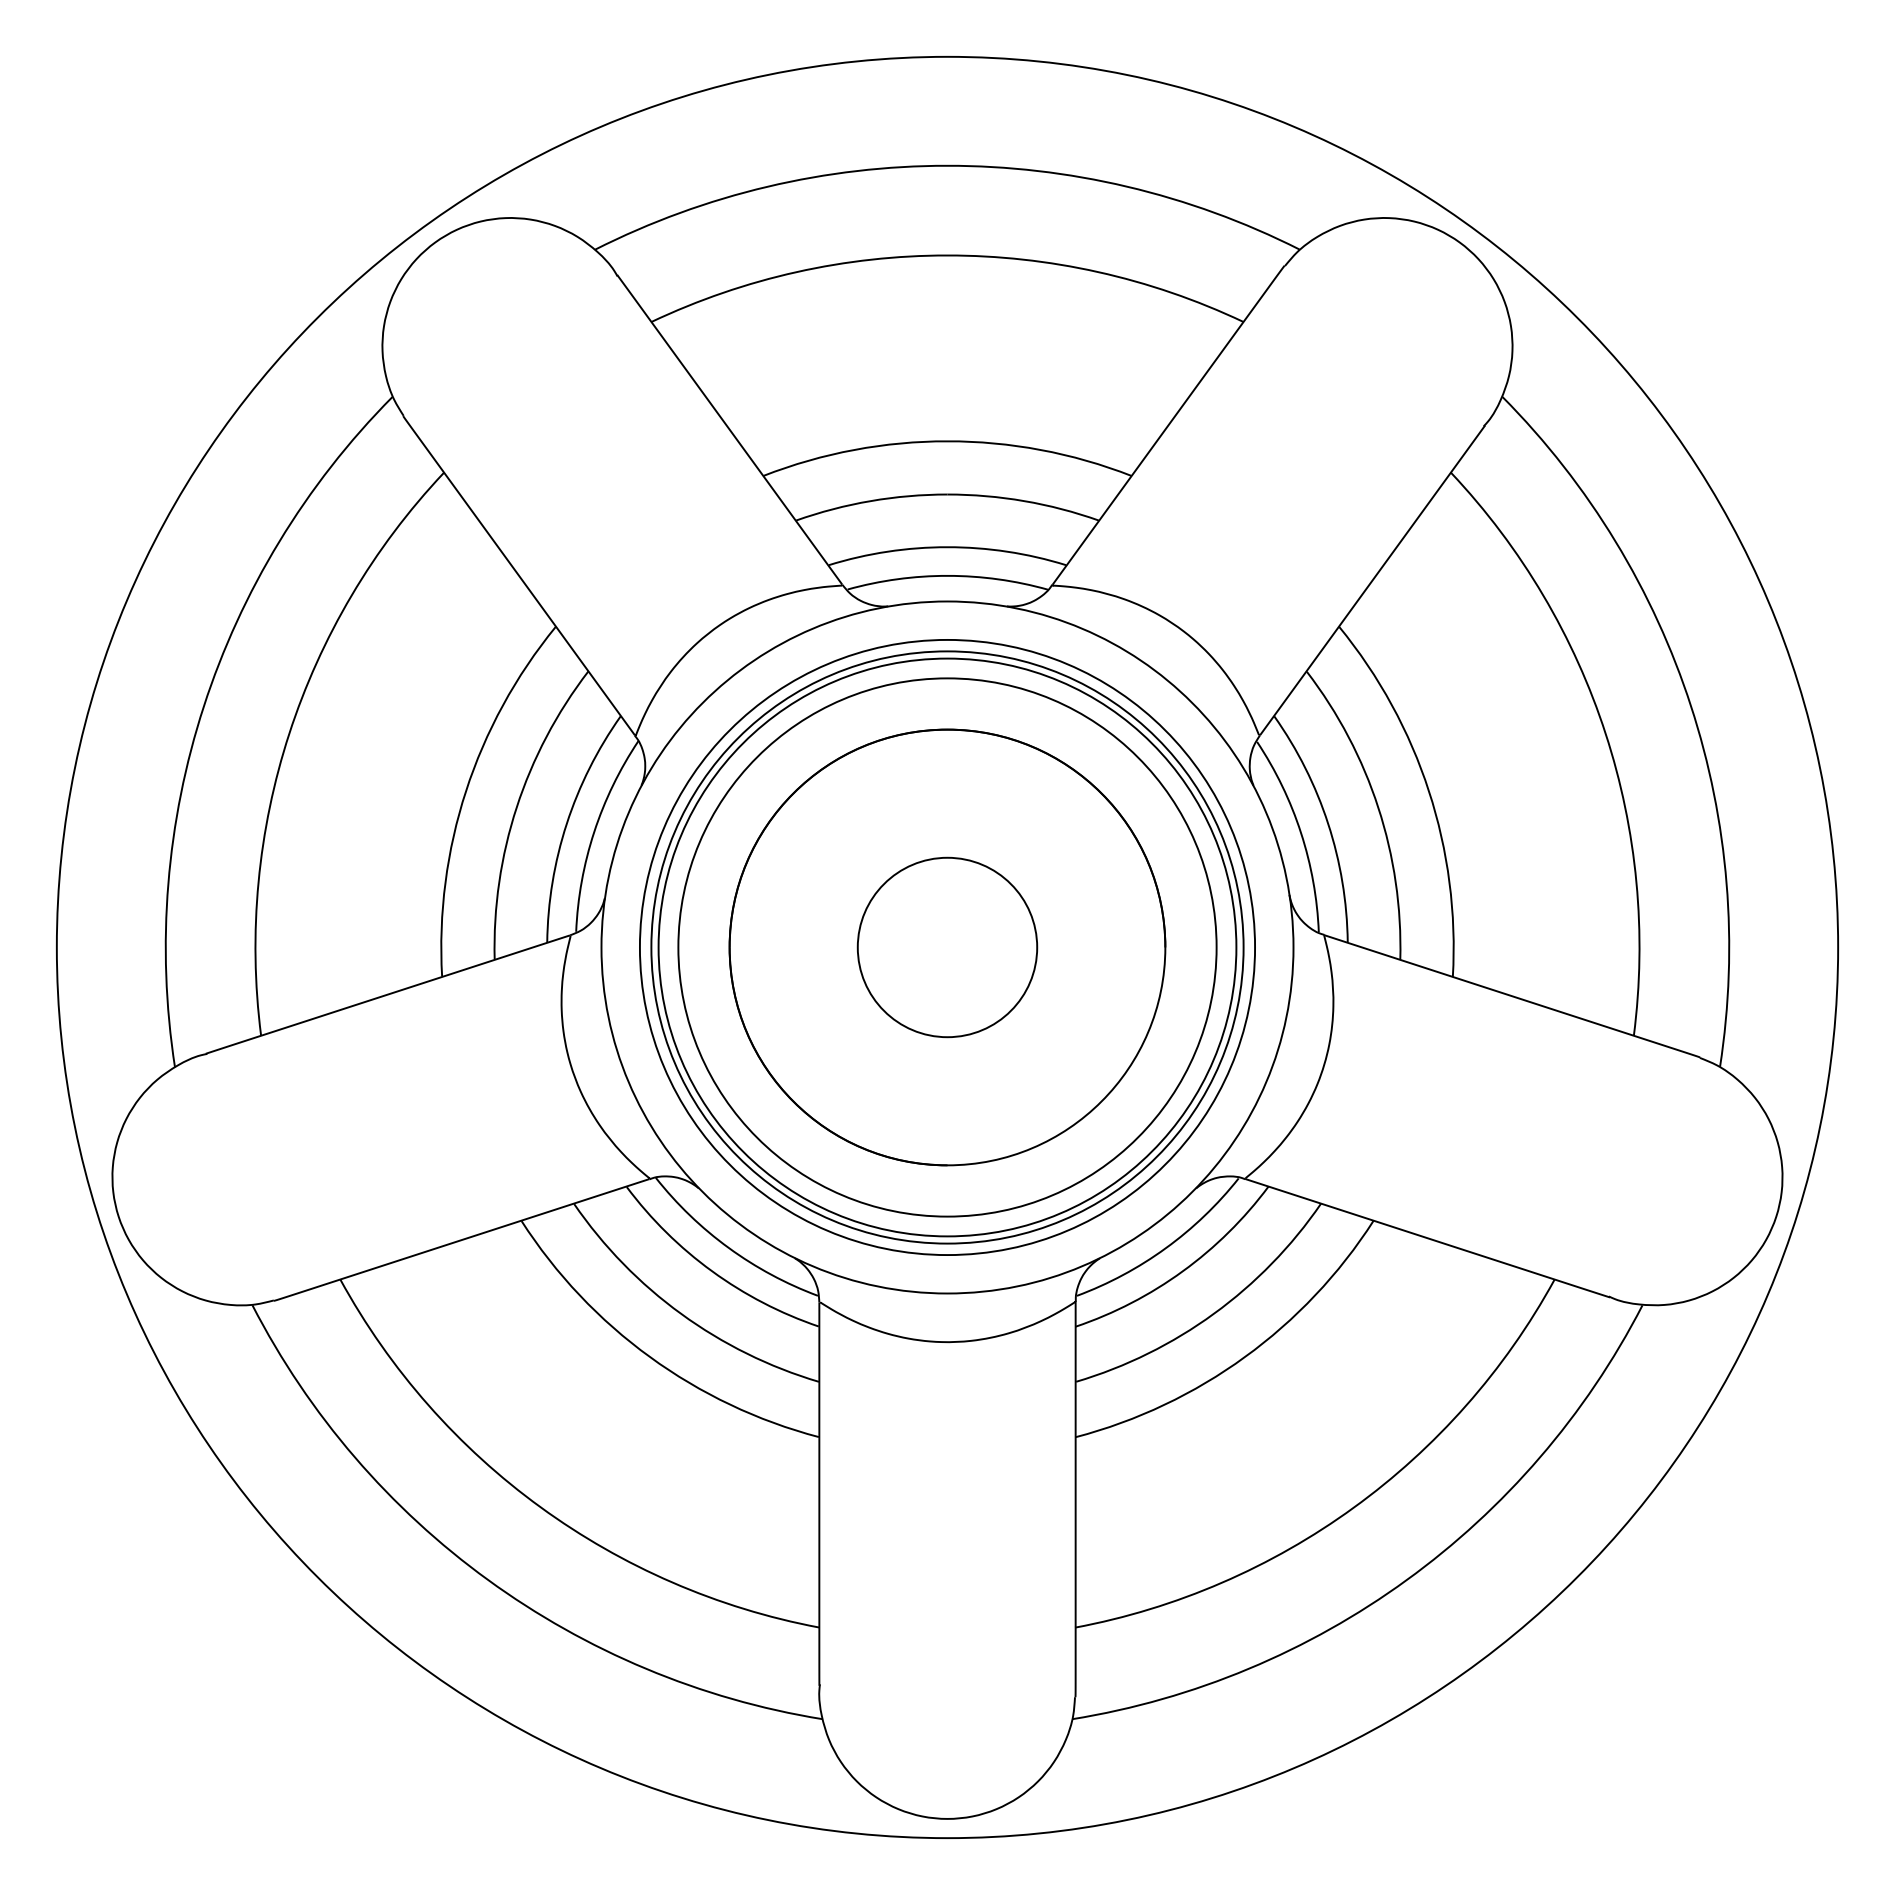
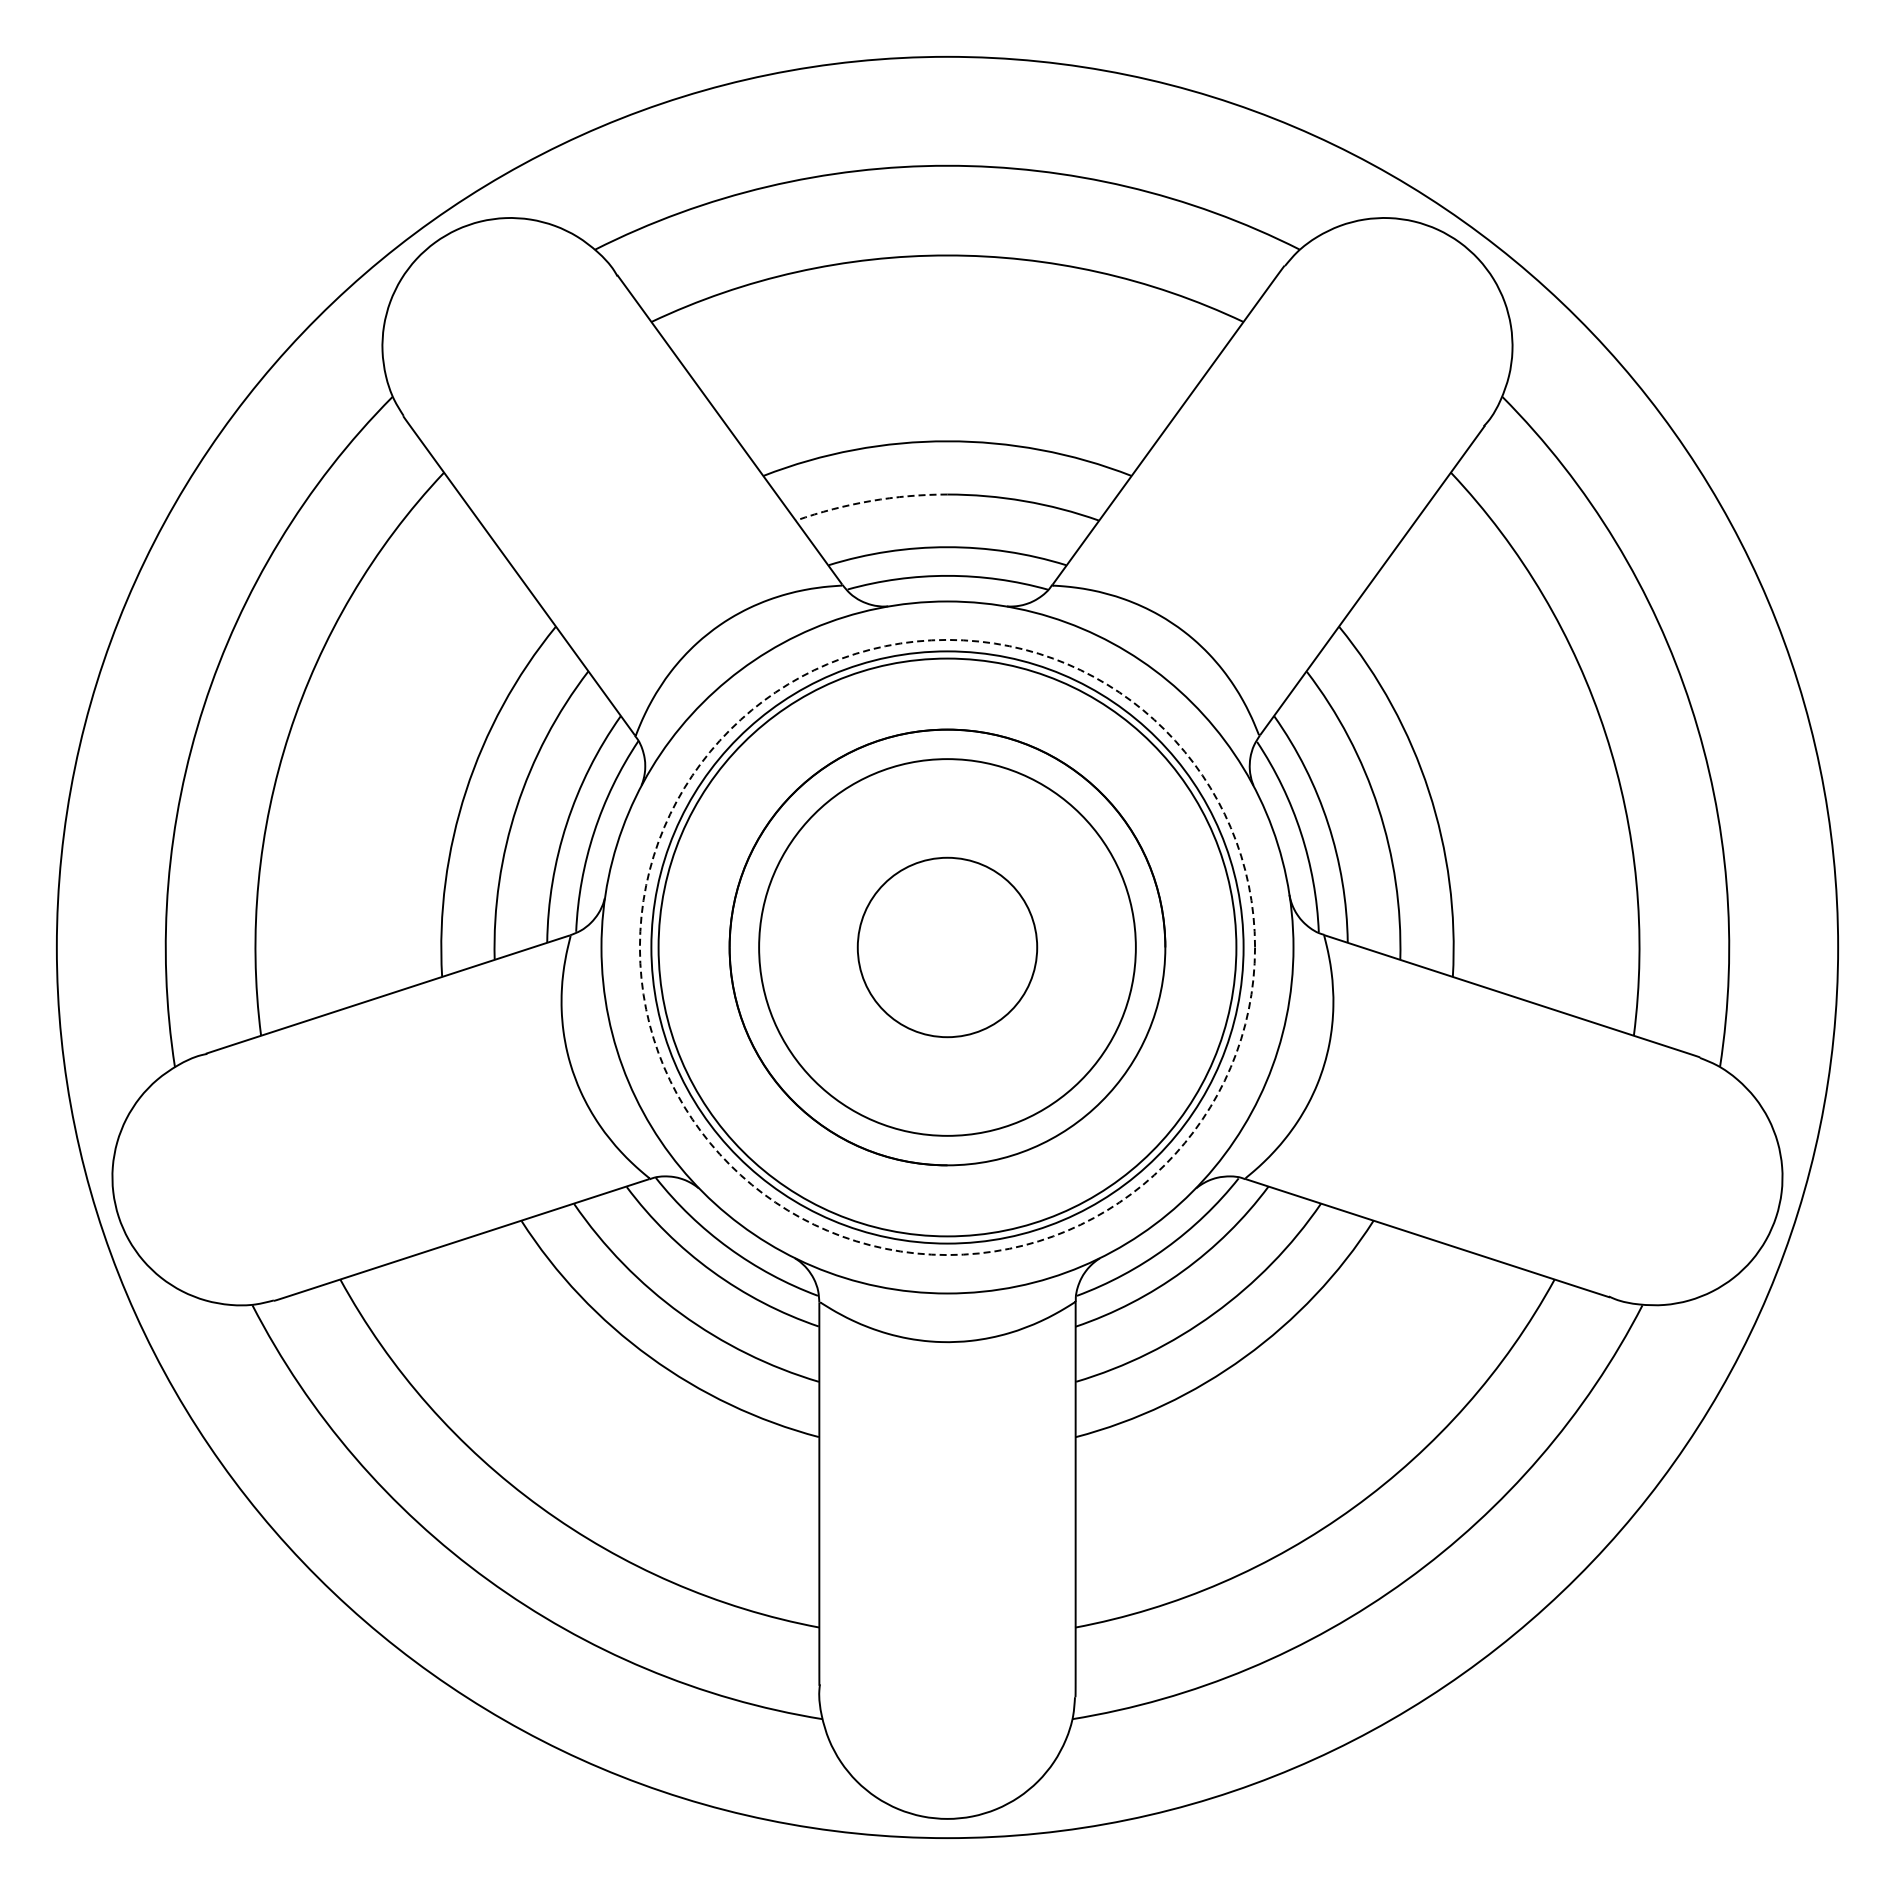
arc: solid -> dashed (870, 501)
circle diameter: 538 px -> 377 px (947, 947)
circle: solid -> dashed (947, 947)
